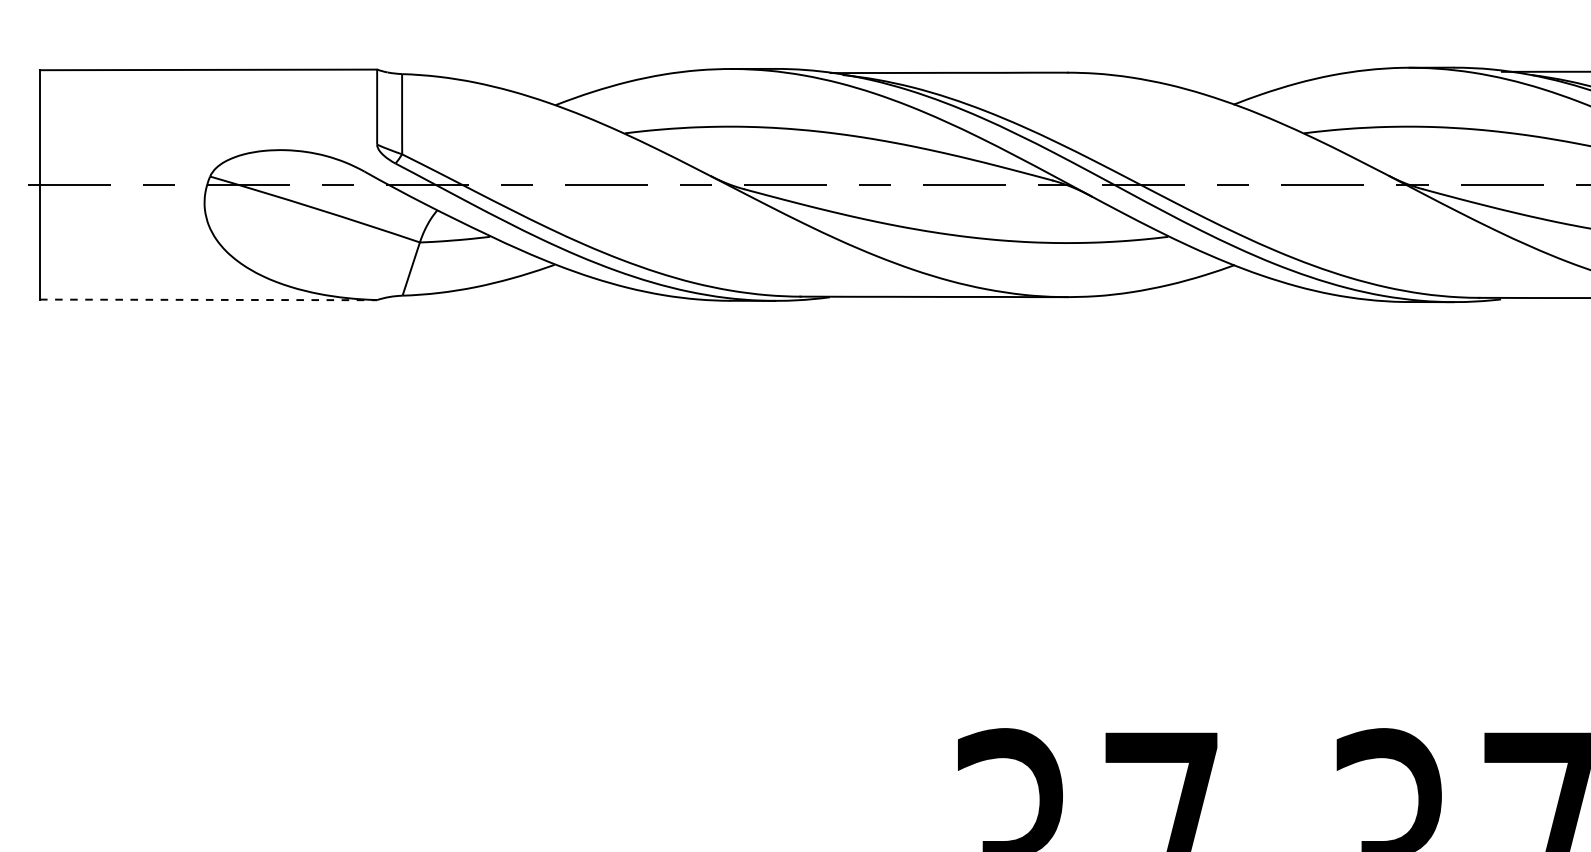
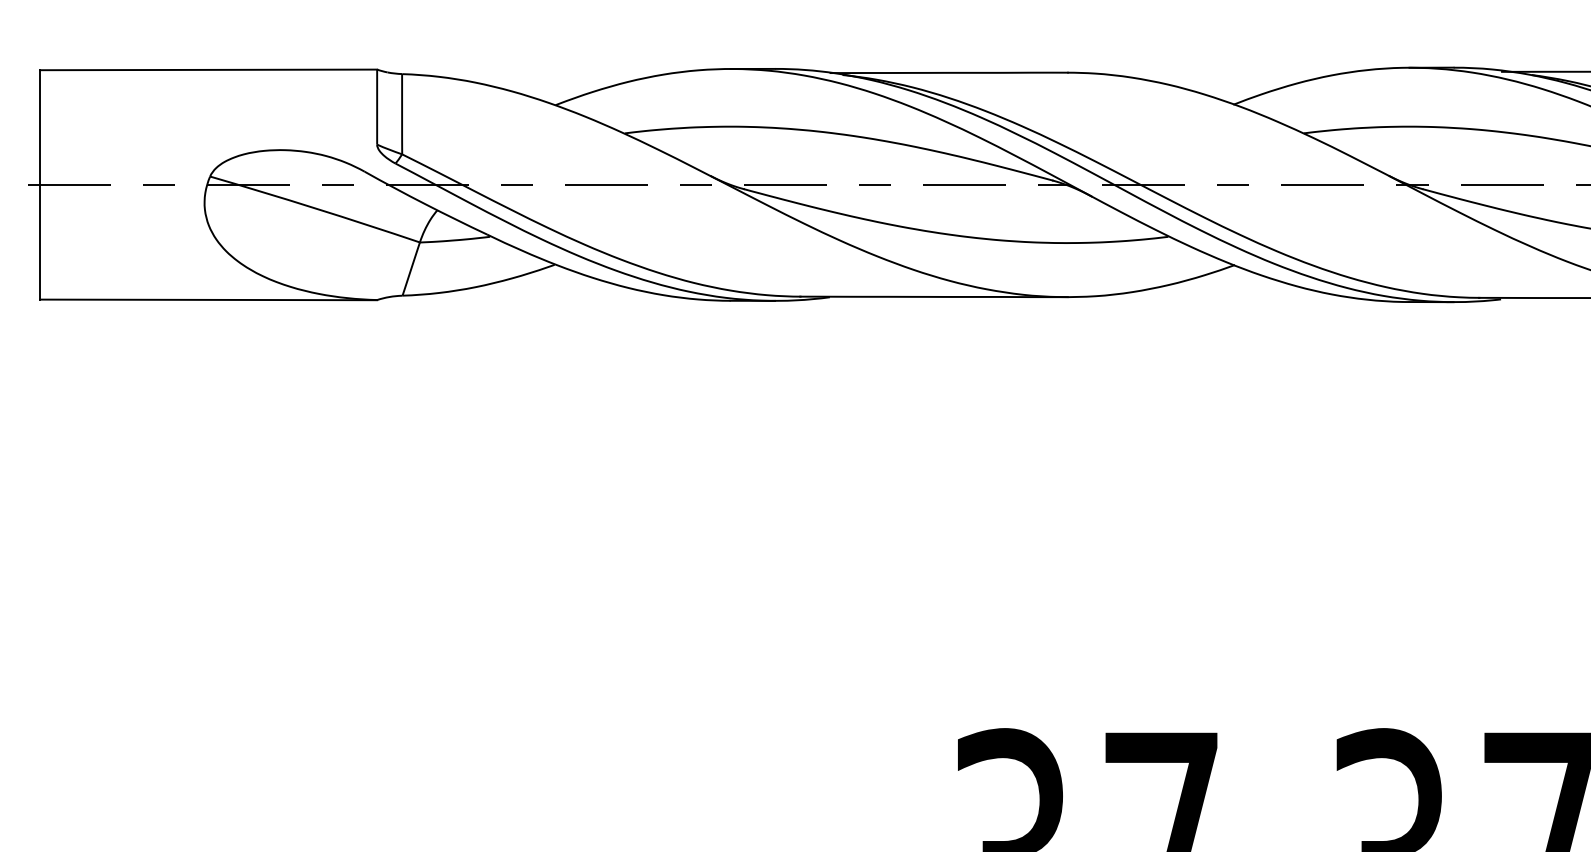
line: dashed -> solid (208, 299)
